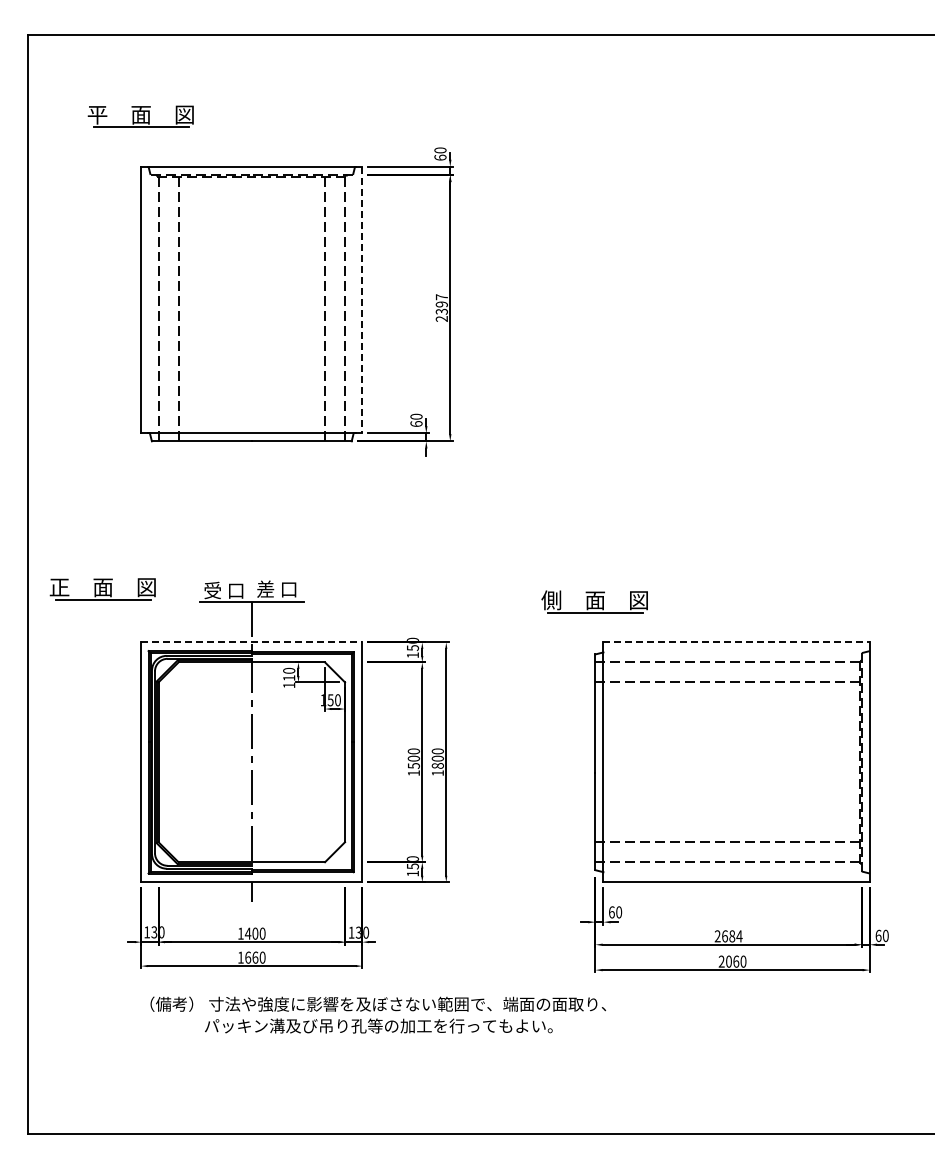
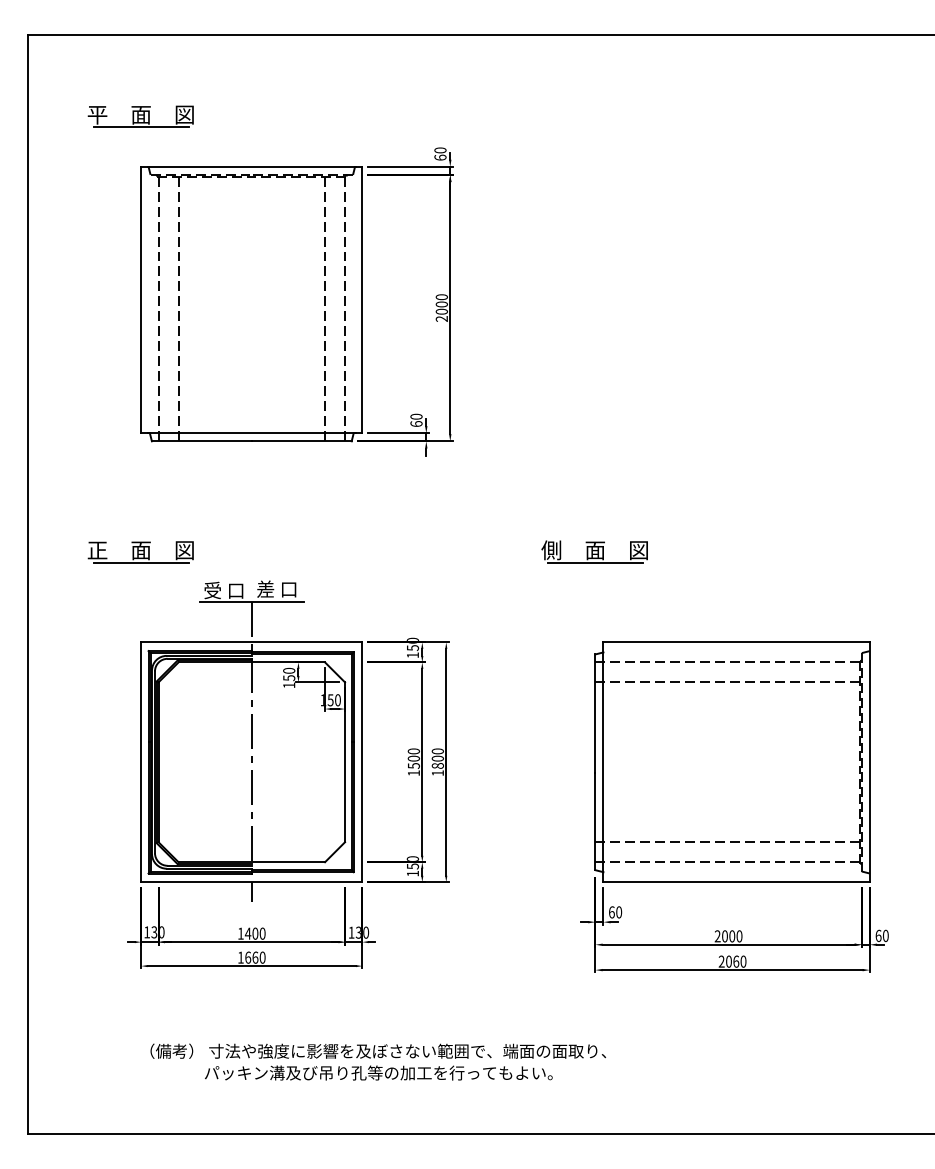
line: dashed -> solid (362, 300)
text: 2397 -> 2000 (441, 304)
part position: (102, 589) -> (140, 552) (140, 552)
part position: (594, 601) -> (594, 551) (594, 551)
line: dashed -> solid (251, 642)
line: dashed -> solid (737, 642)
text: 110 -> 150 (289, 678)
text: 2684 -> 2000 (732, 936)
text position: (377, 1014) -> (377, 1061) (377, 1061)
